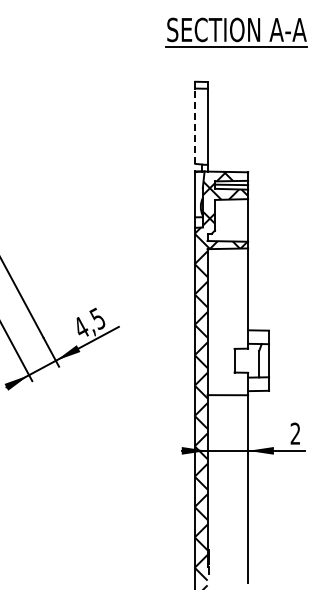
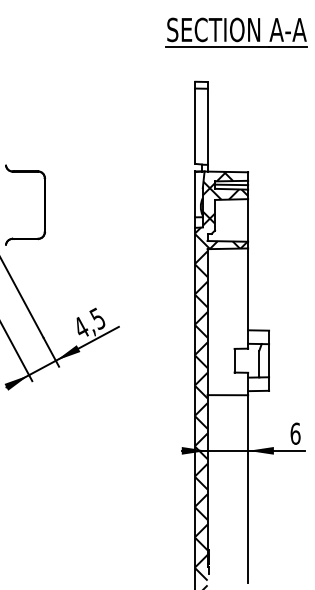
line: dashed -> solid (195, 126)
part: none -> present (44, 204)
text: 2 -> 6 (295, 433)
